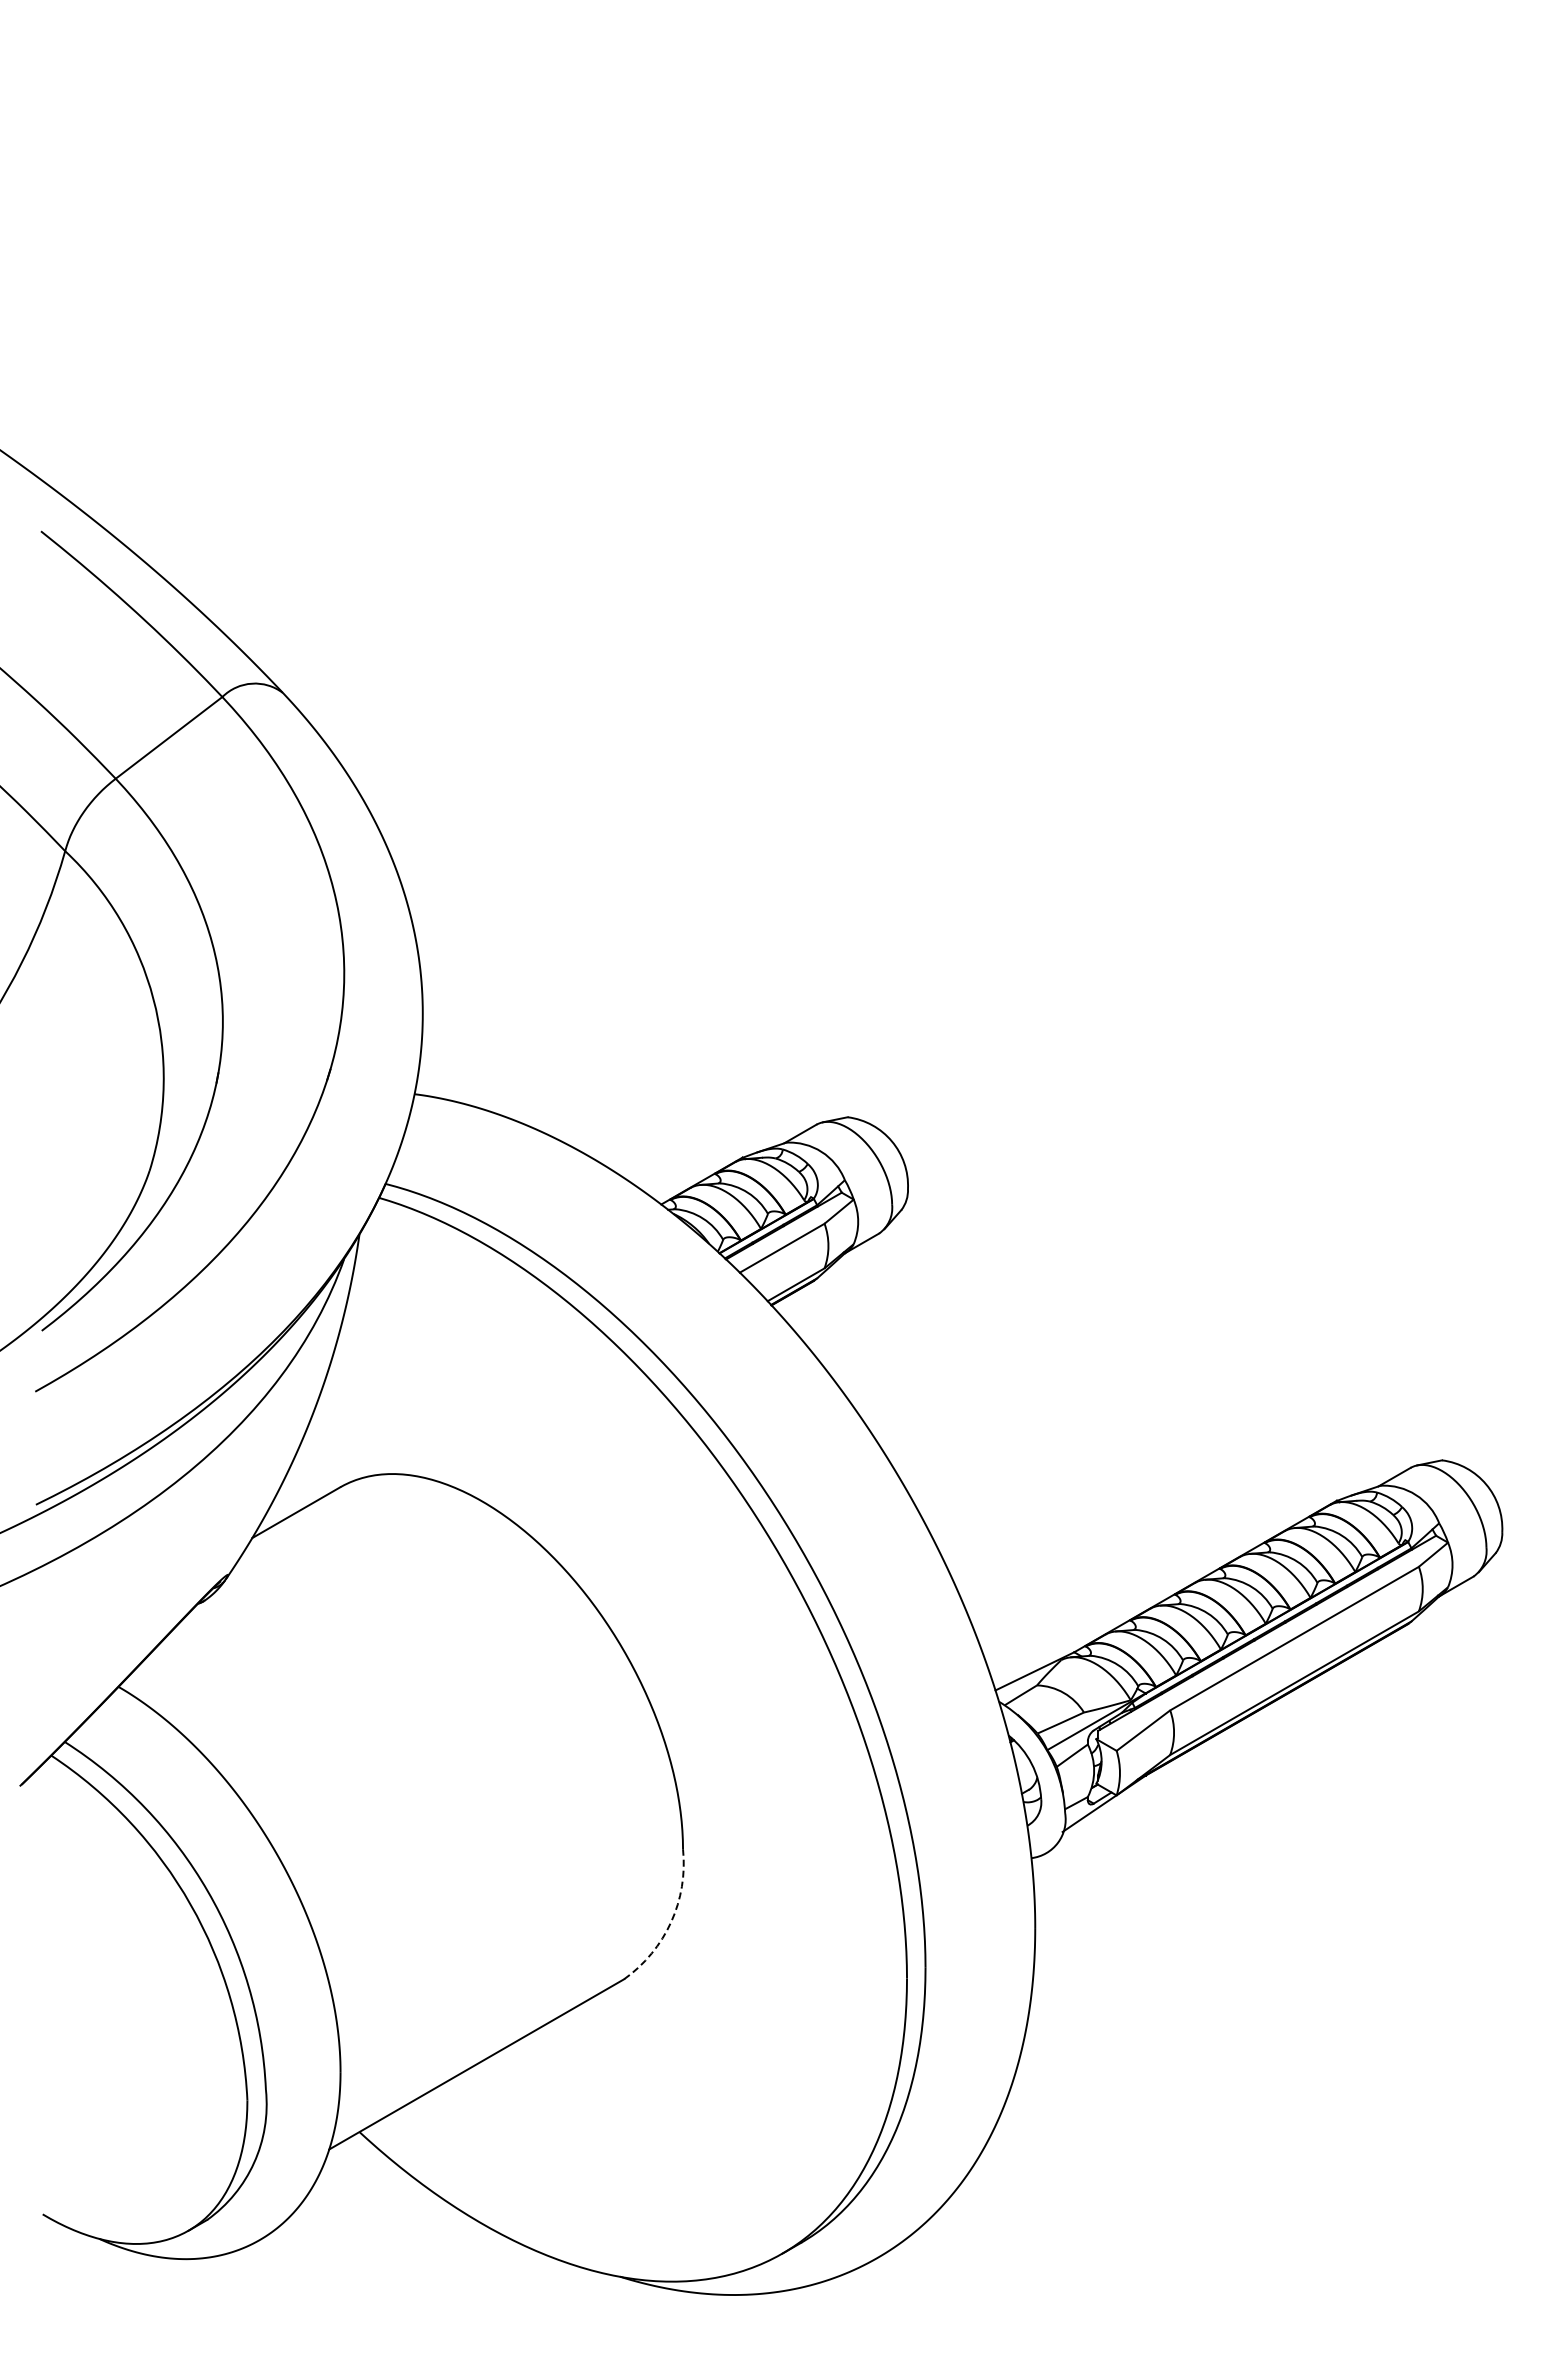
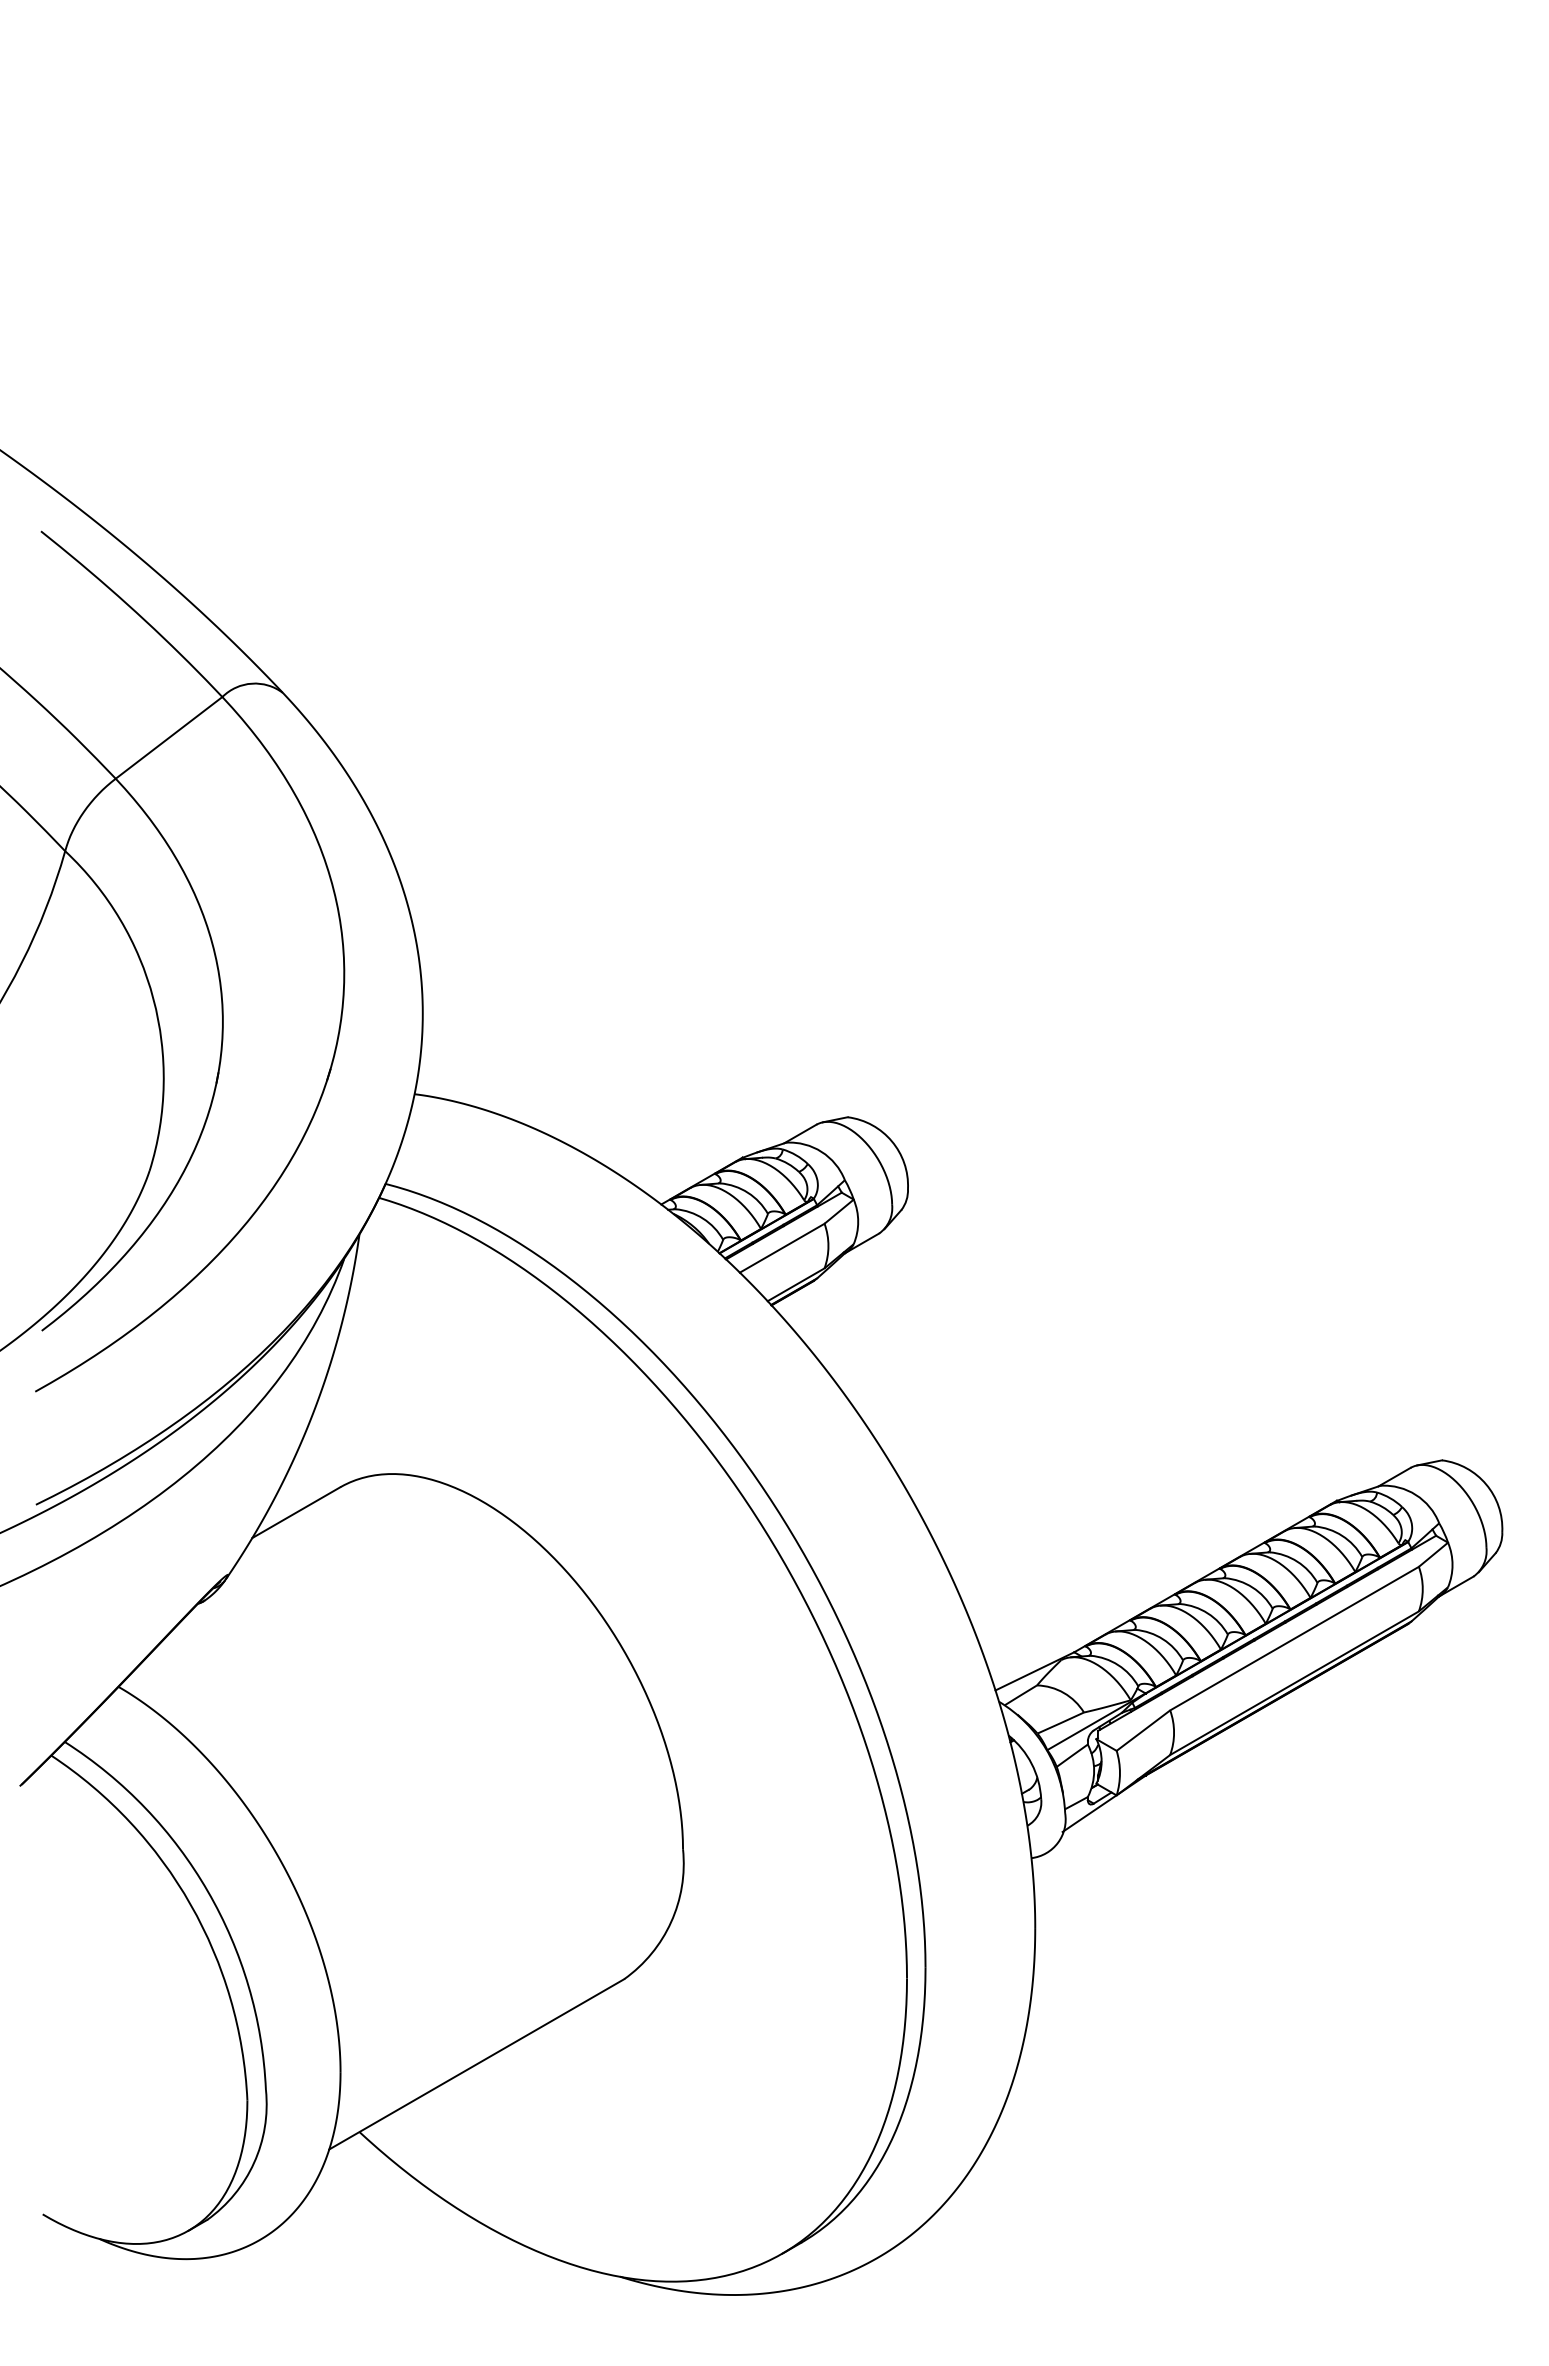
arc: dashed -> solid (671, 1922)
